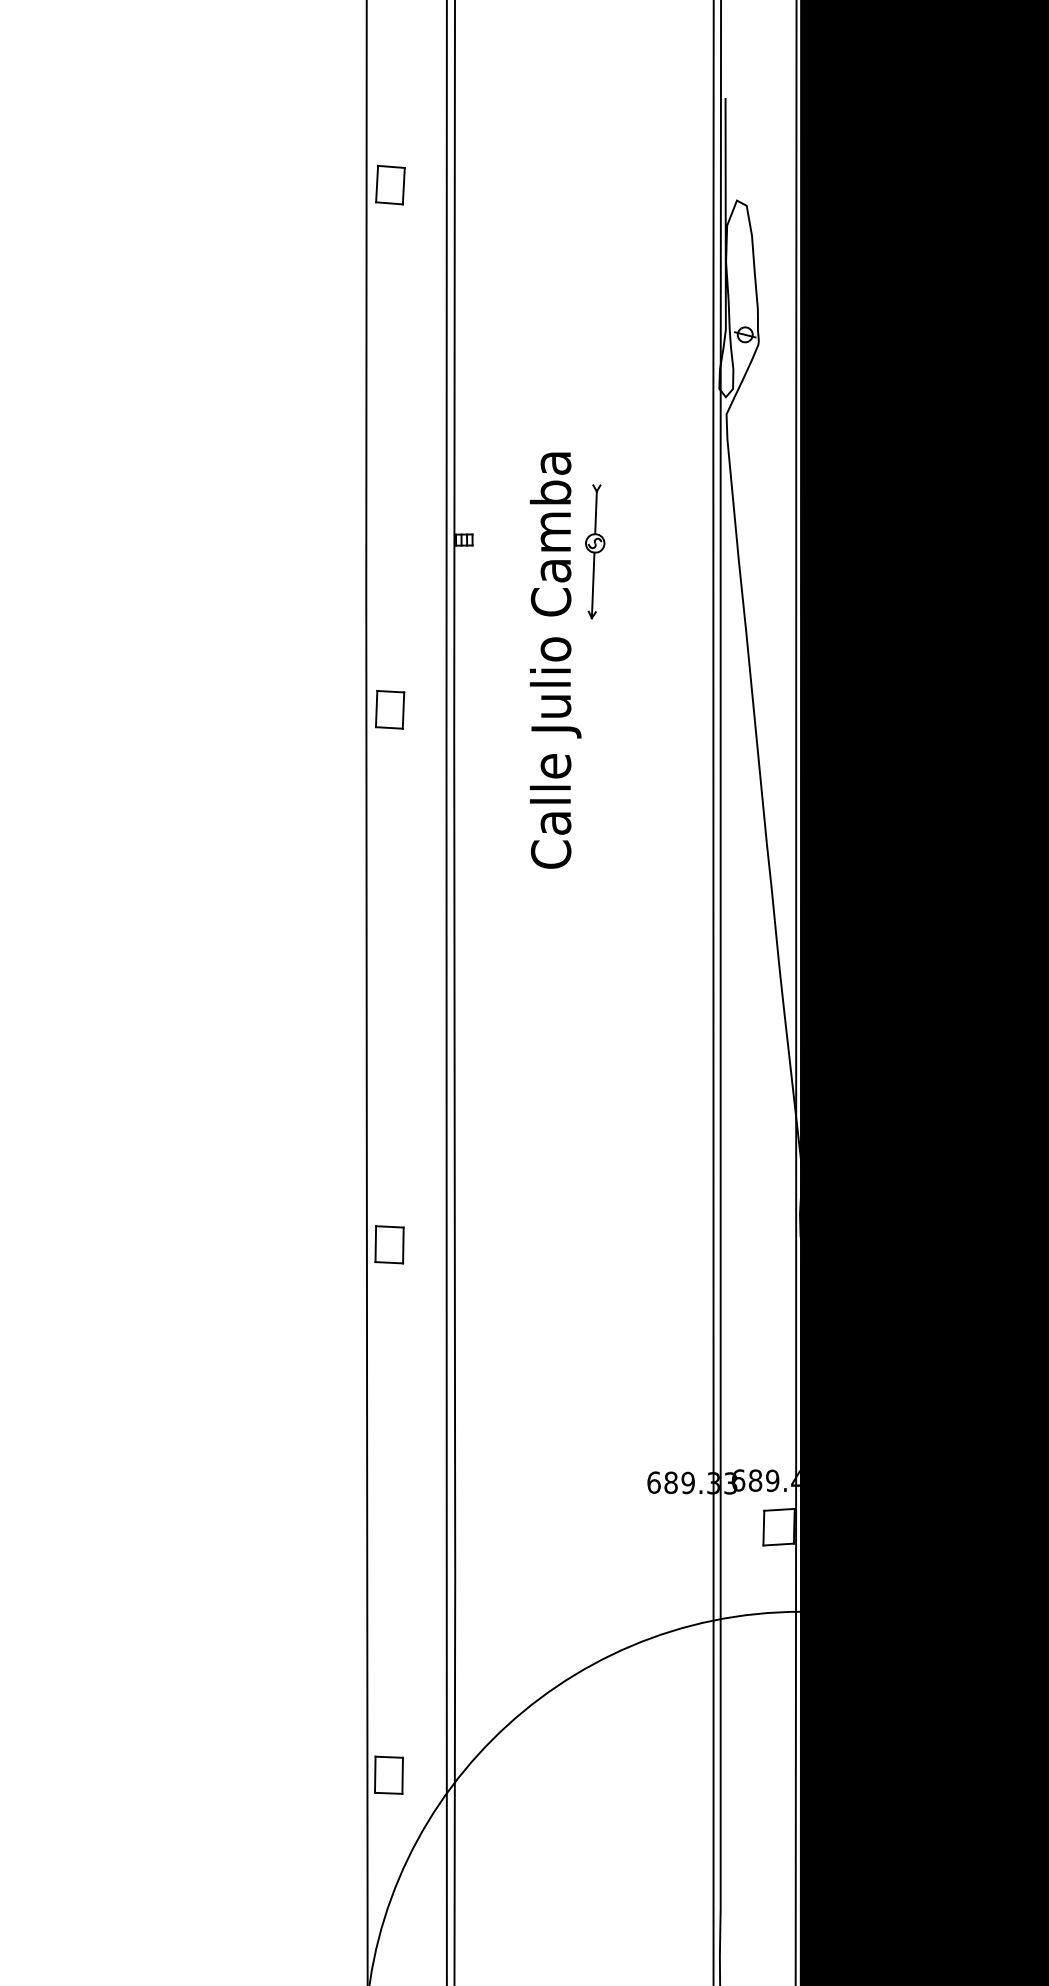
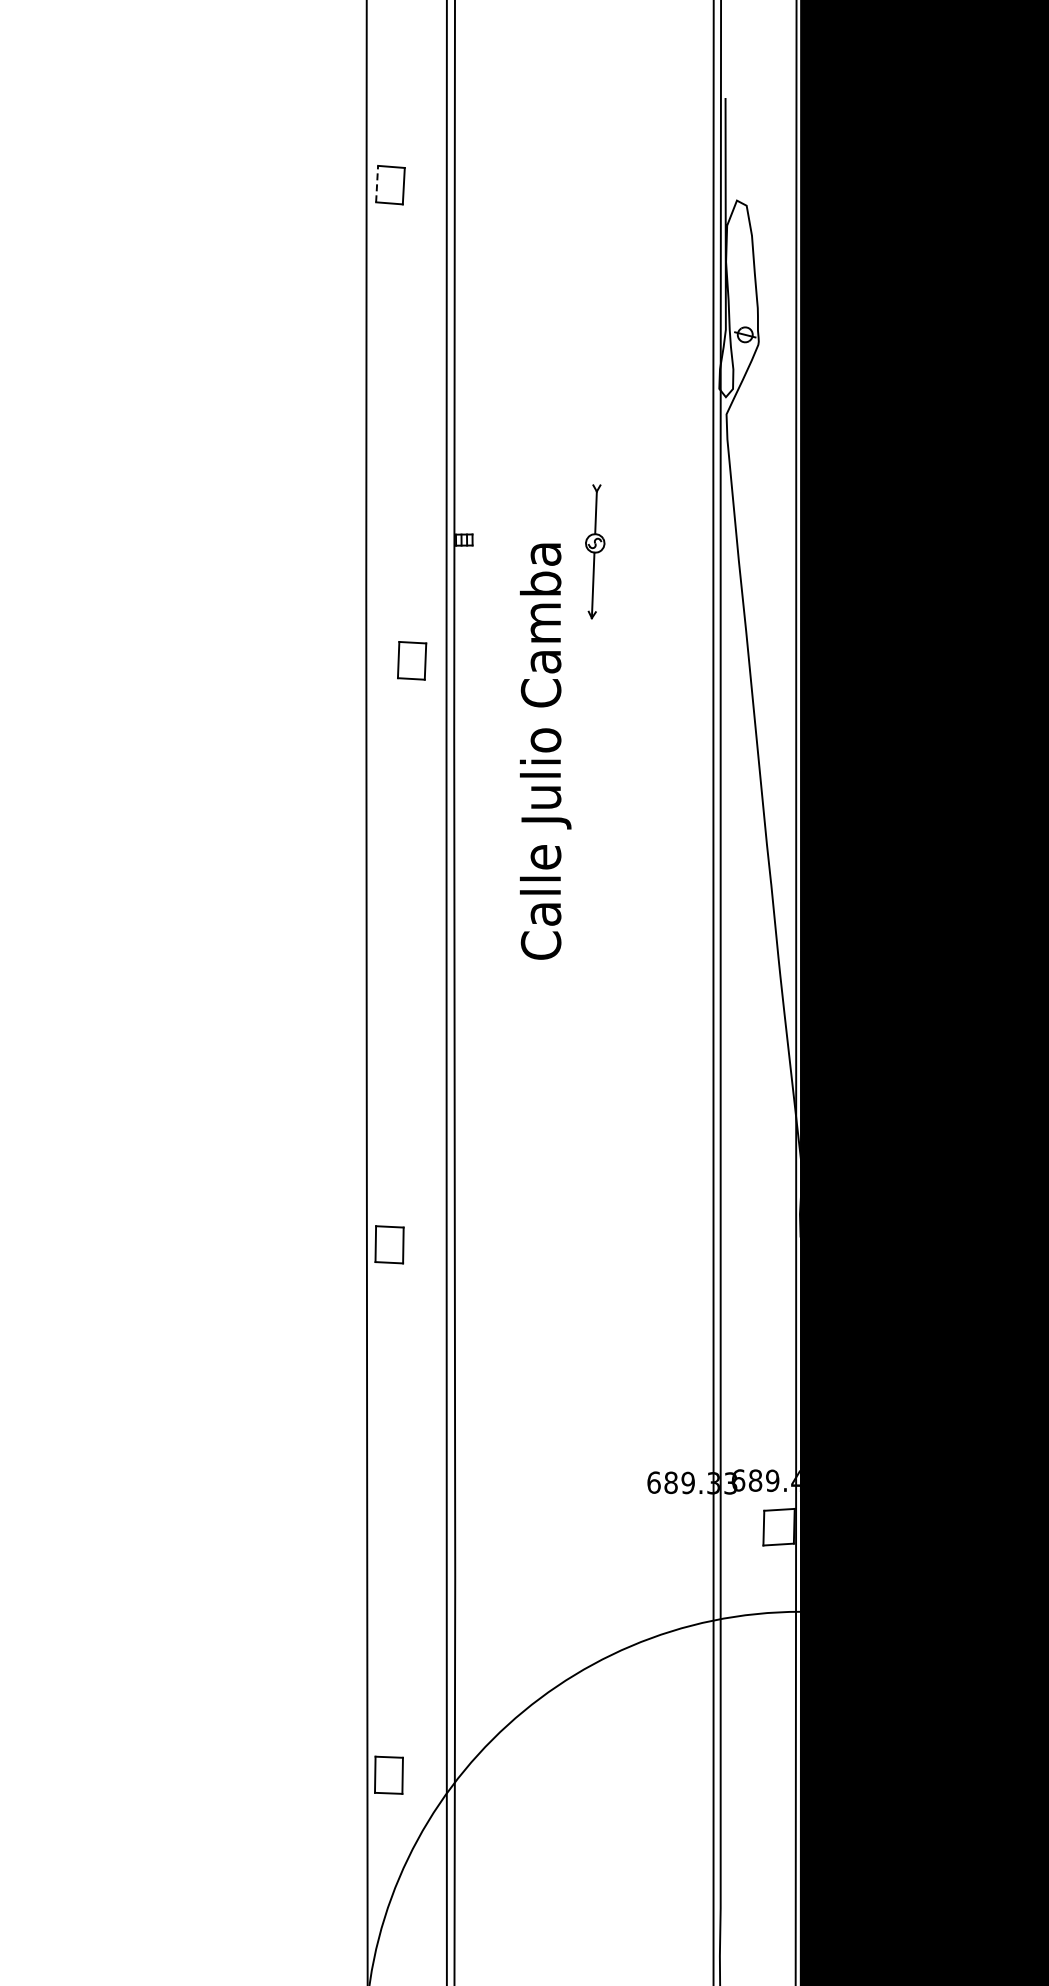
line: solid -> dashed (377, 183)
text position: (555, 660) -> (545, 751) (545, 751)
part position: (390, 709) -> (412, 660) (412, 660)
